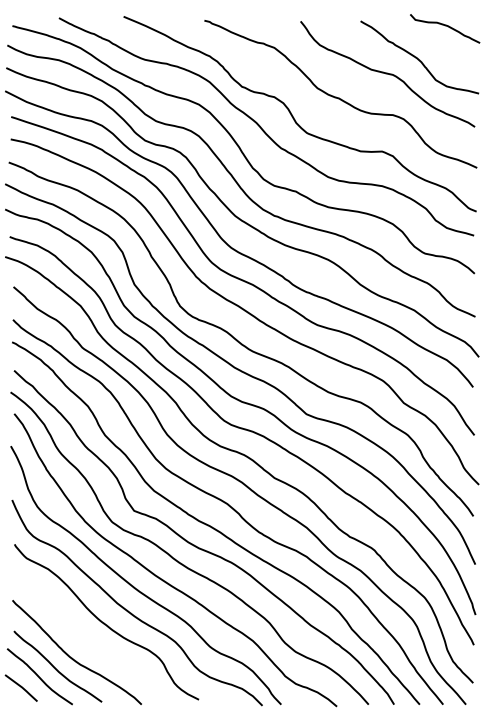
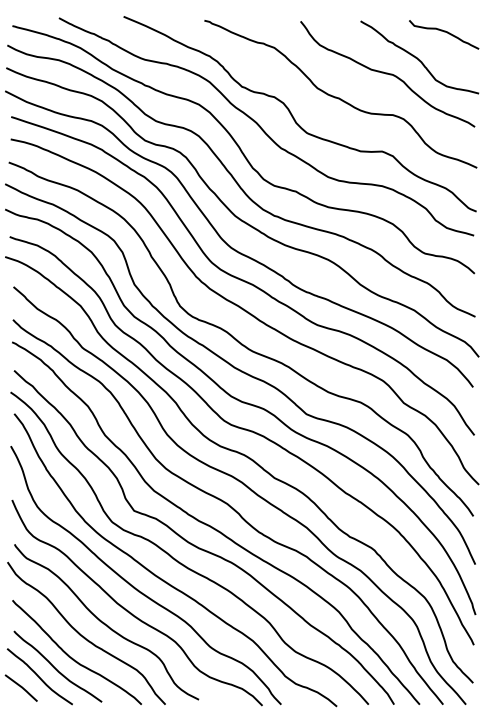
curve position: (445, 26) -> (444, 32) (444, 32)
curve: none -> present (84, 636)
